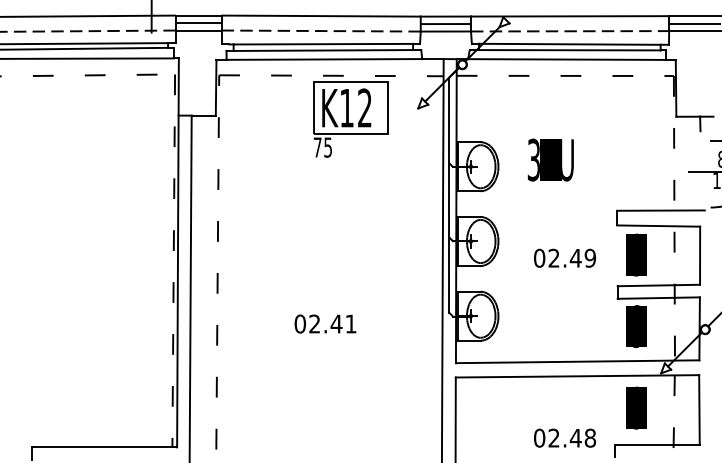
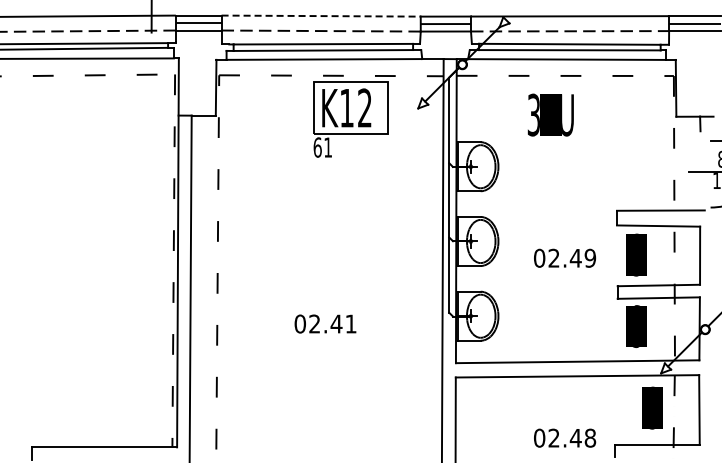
line: solid -> dashed (321, 16)
text: 75 -> 61 (322, 147)
text position: (550, 159) -> (550, 114) (550, 114)
text position: (636, 407) -> (652, 407) (652, 407)
